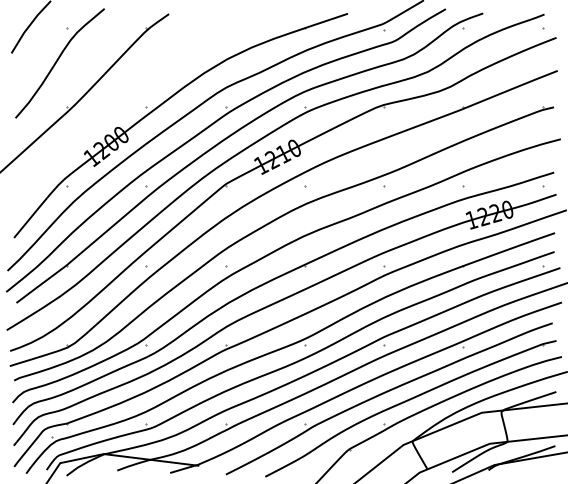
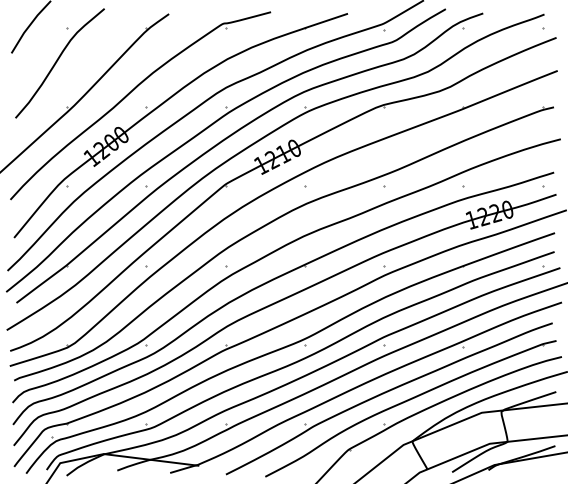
part: none -> present (129, 94)
